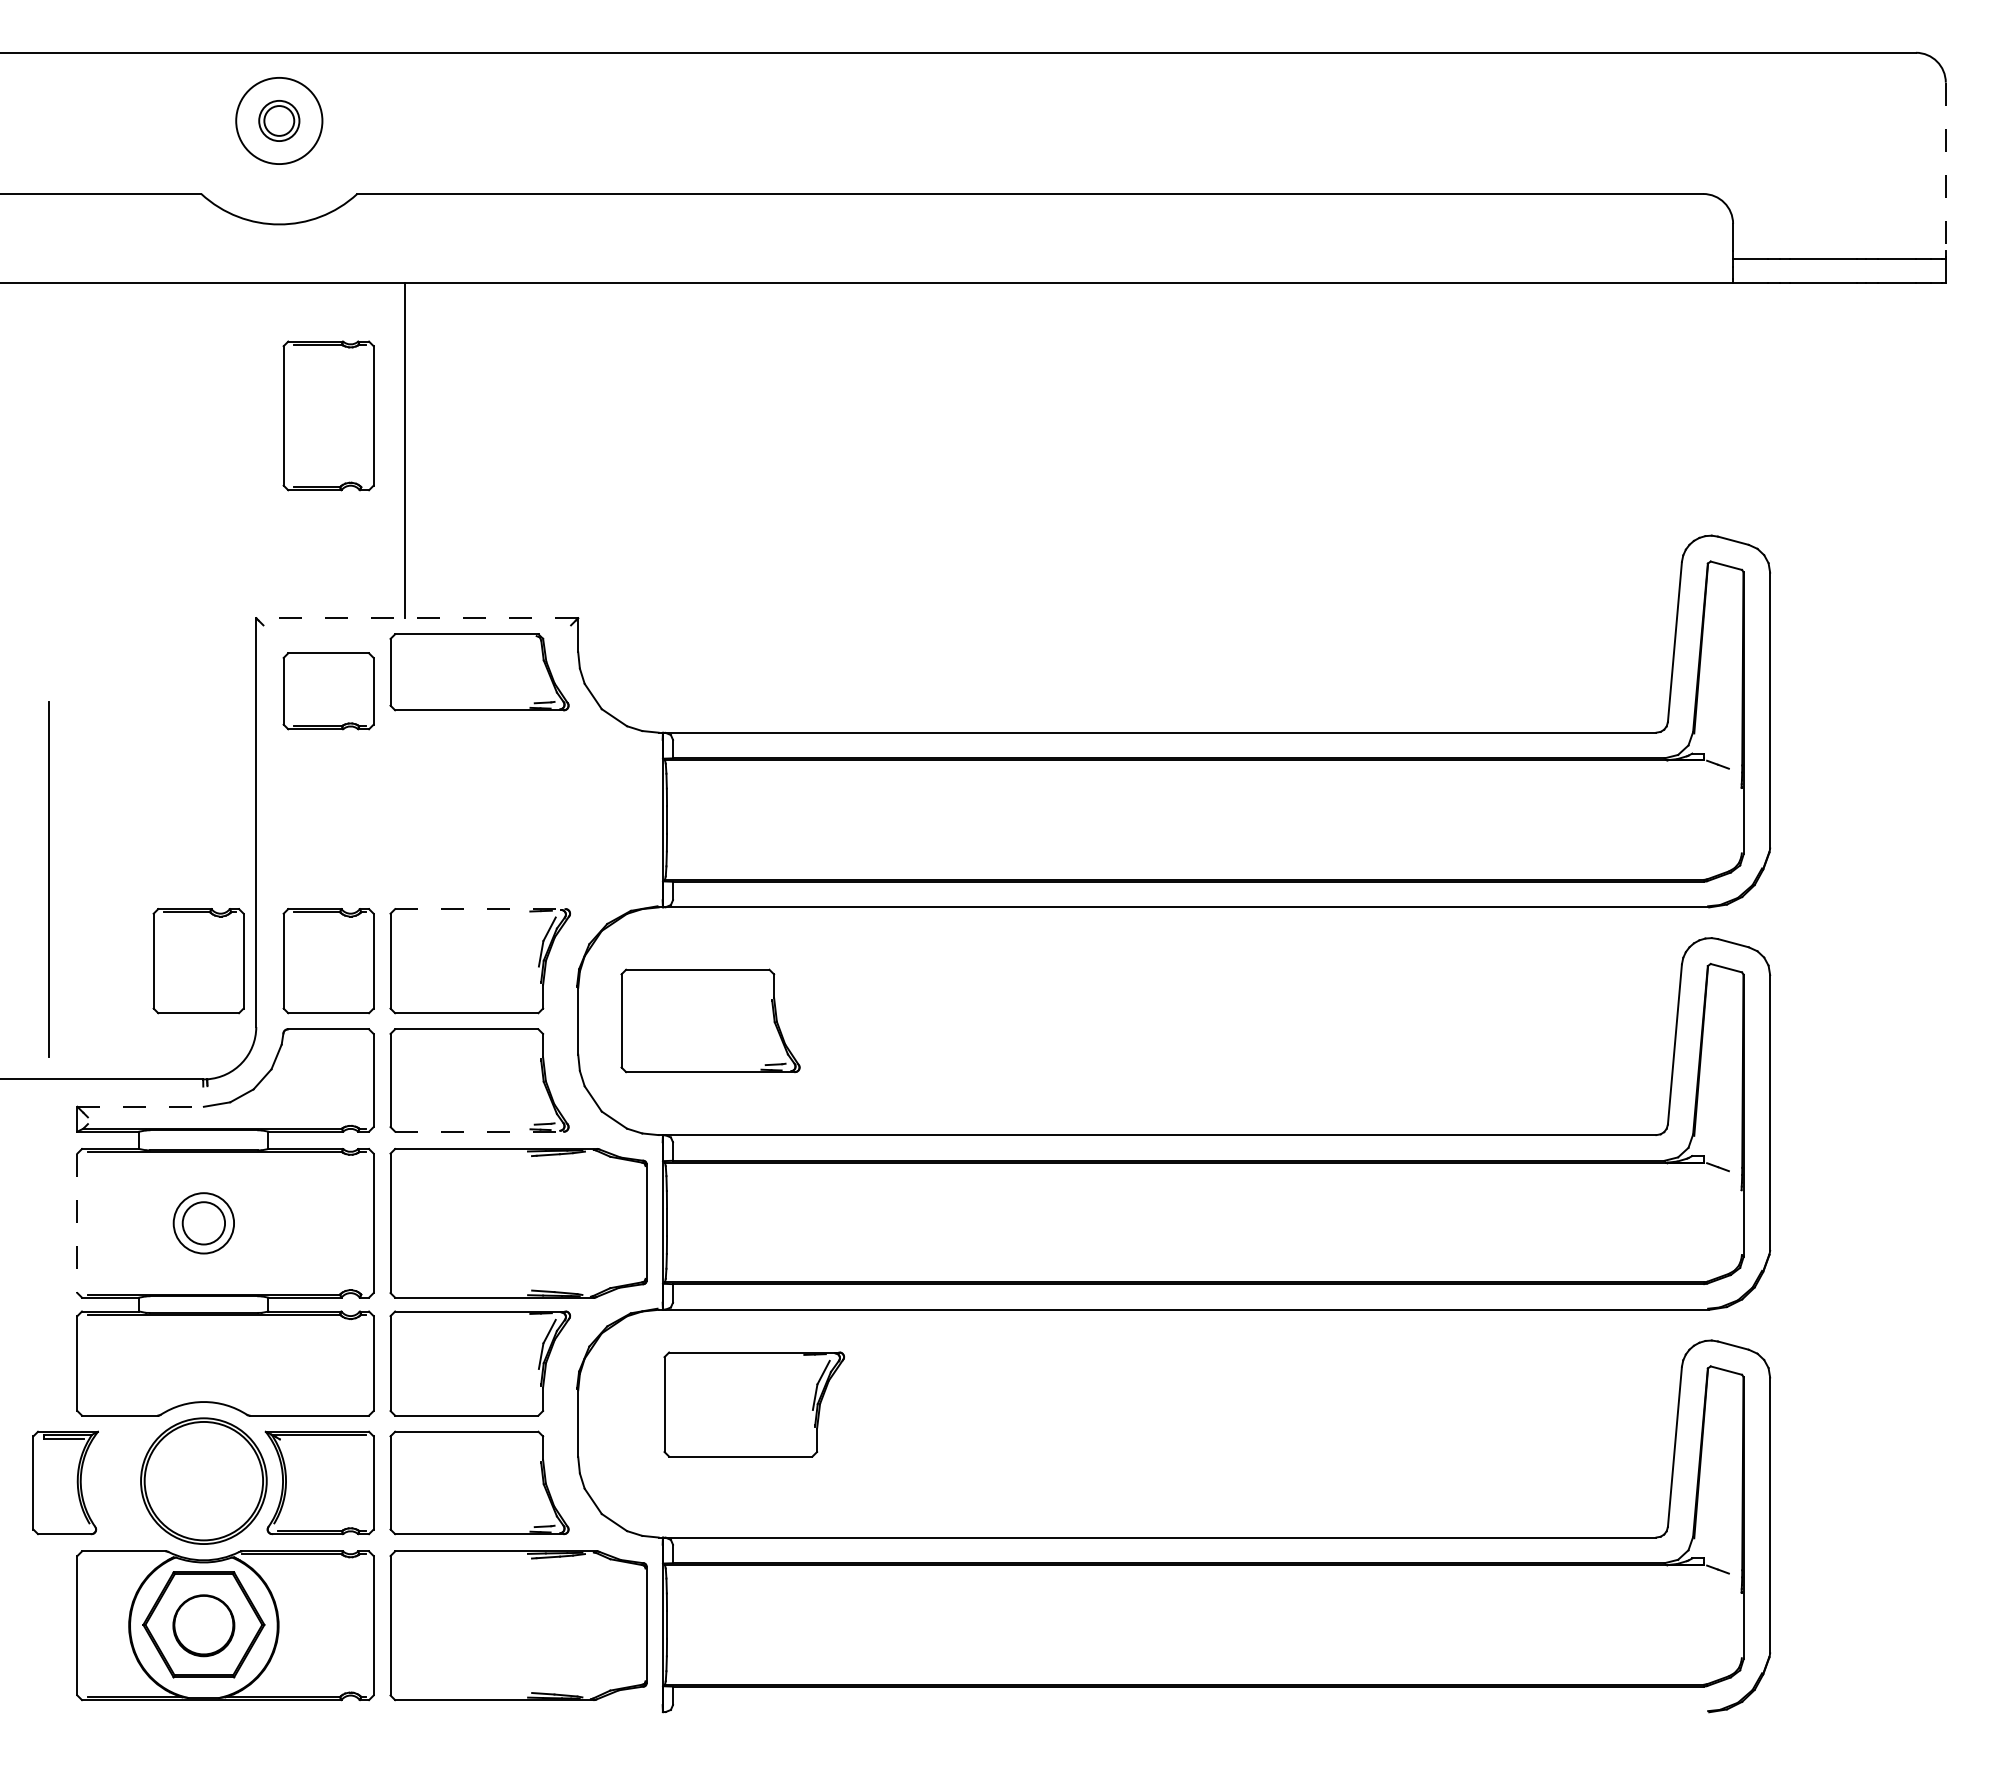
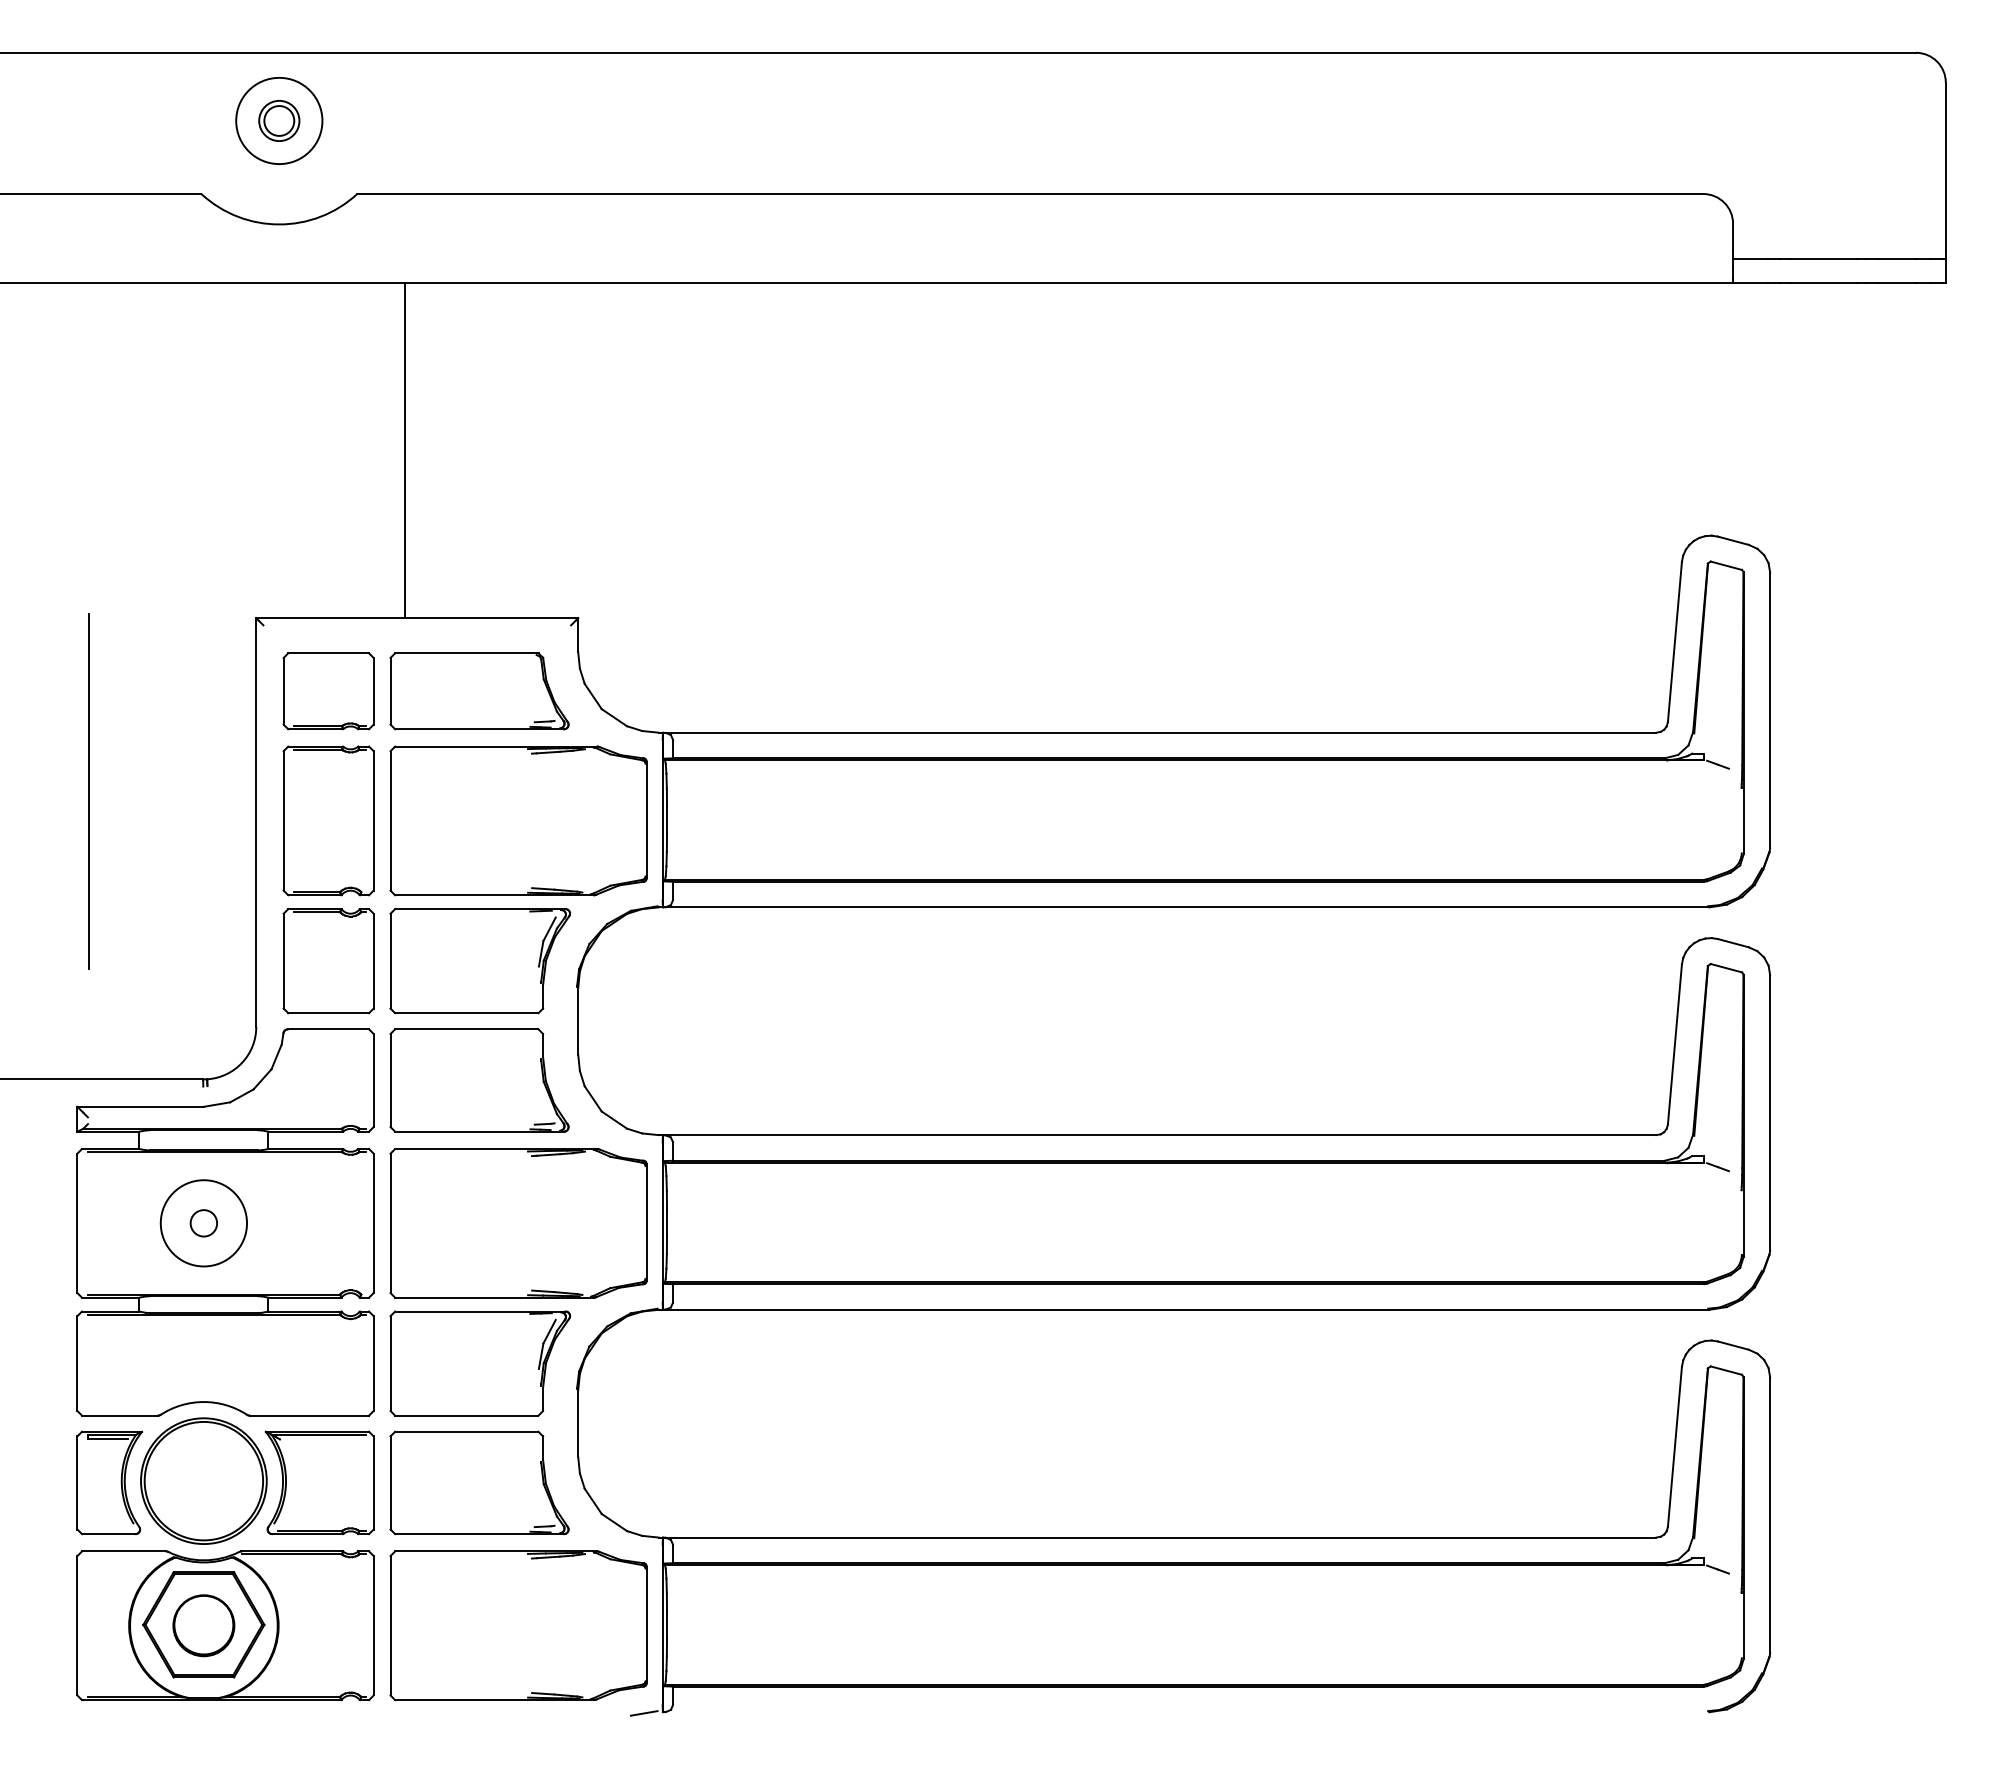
line: dashed -> solid (1945, 167)
part position: (328, 415) -> (328, 820) (328, 820)
line: dashed -> solid (417, 618)
part position: (479, 672) -> (479, 691) (479, 691)
part: none -> present (518, 820)
line position: (48, 879) -> (88, 791) (88, 791)
line: dashed -> solid (480, 909)
part: present -> none (198, 961)
part: present -> none (710, 1020)
line: dashed -> solid (141, 1106)
line: dashed -> solid (480, 1131)
line: dashed -> solid (77, 1223)
circle diameter: 42 px -> 26 px (203, 1223)
circle diameter: 60 px -> 86 px (203, 1223)
part: present -> none (753, 1404)
part position: (65, 1482) -> (109, 1482) (109, 1482)
line: none -> present (643, 1713)
